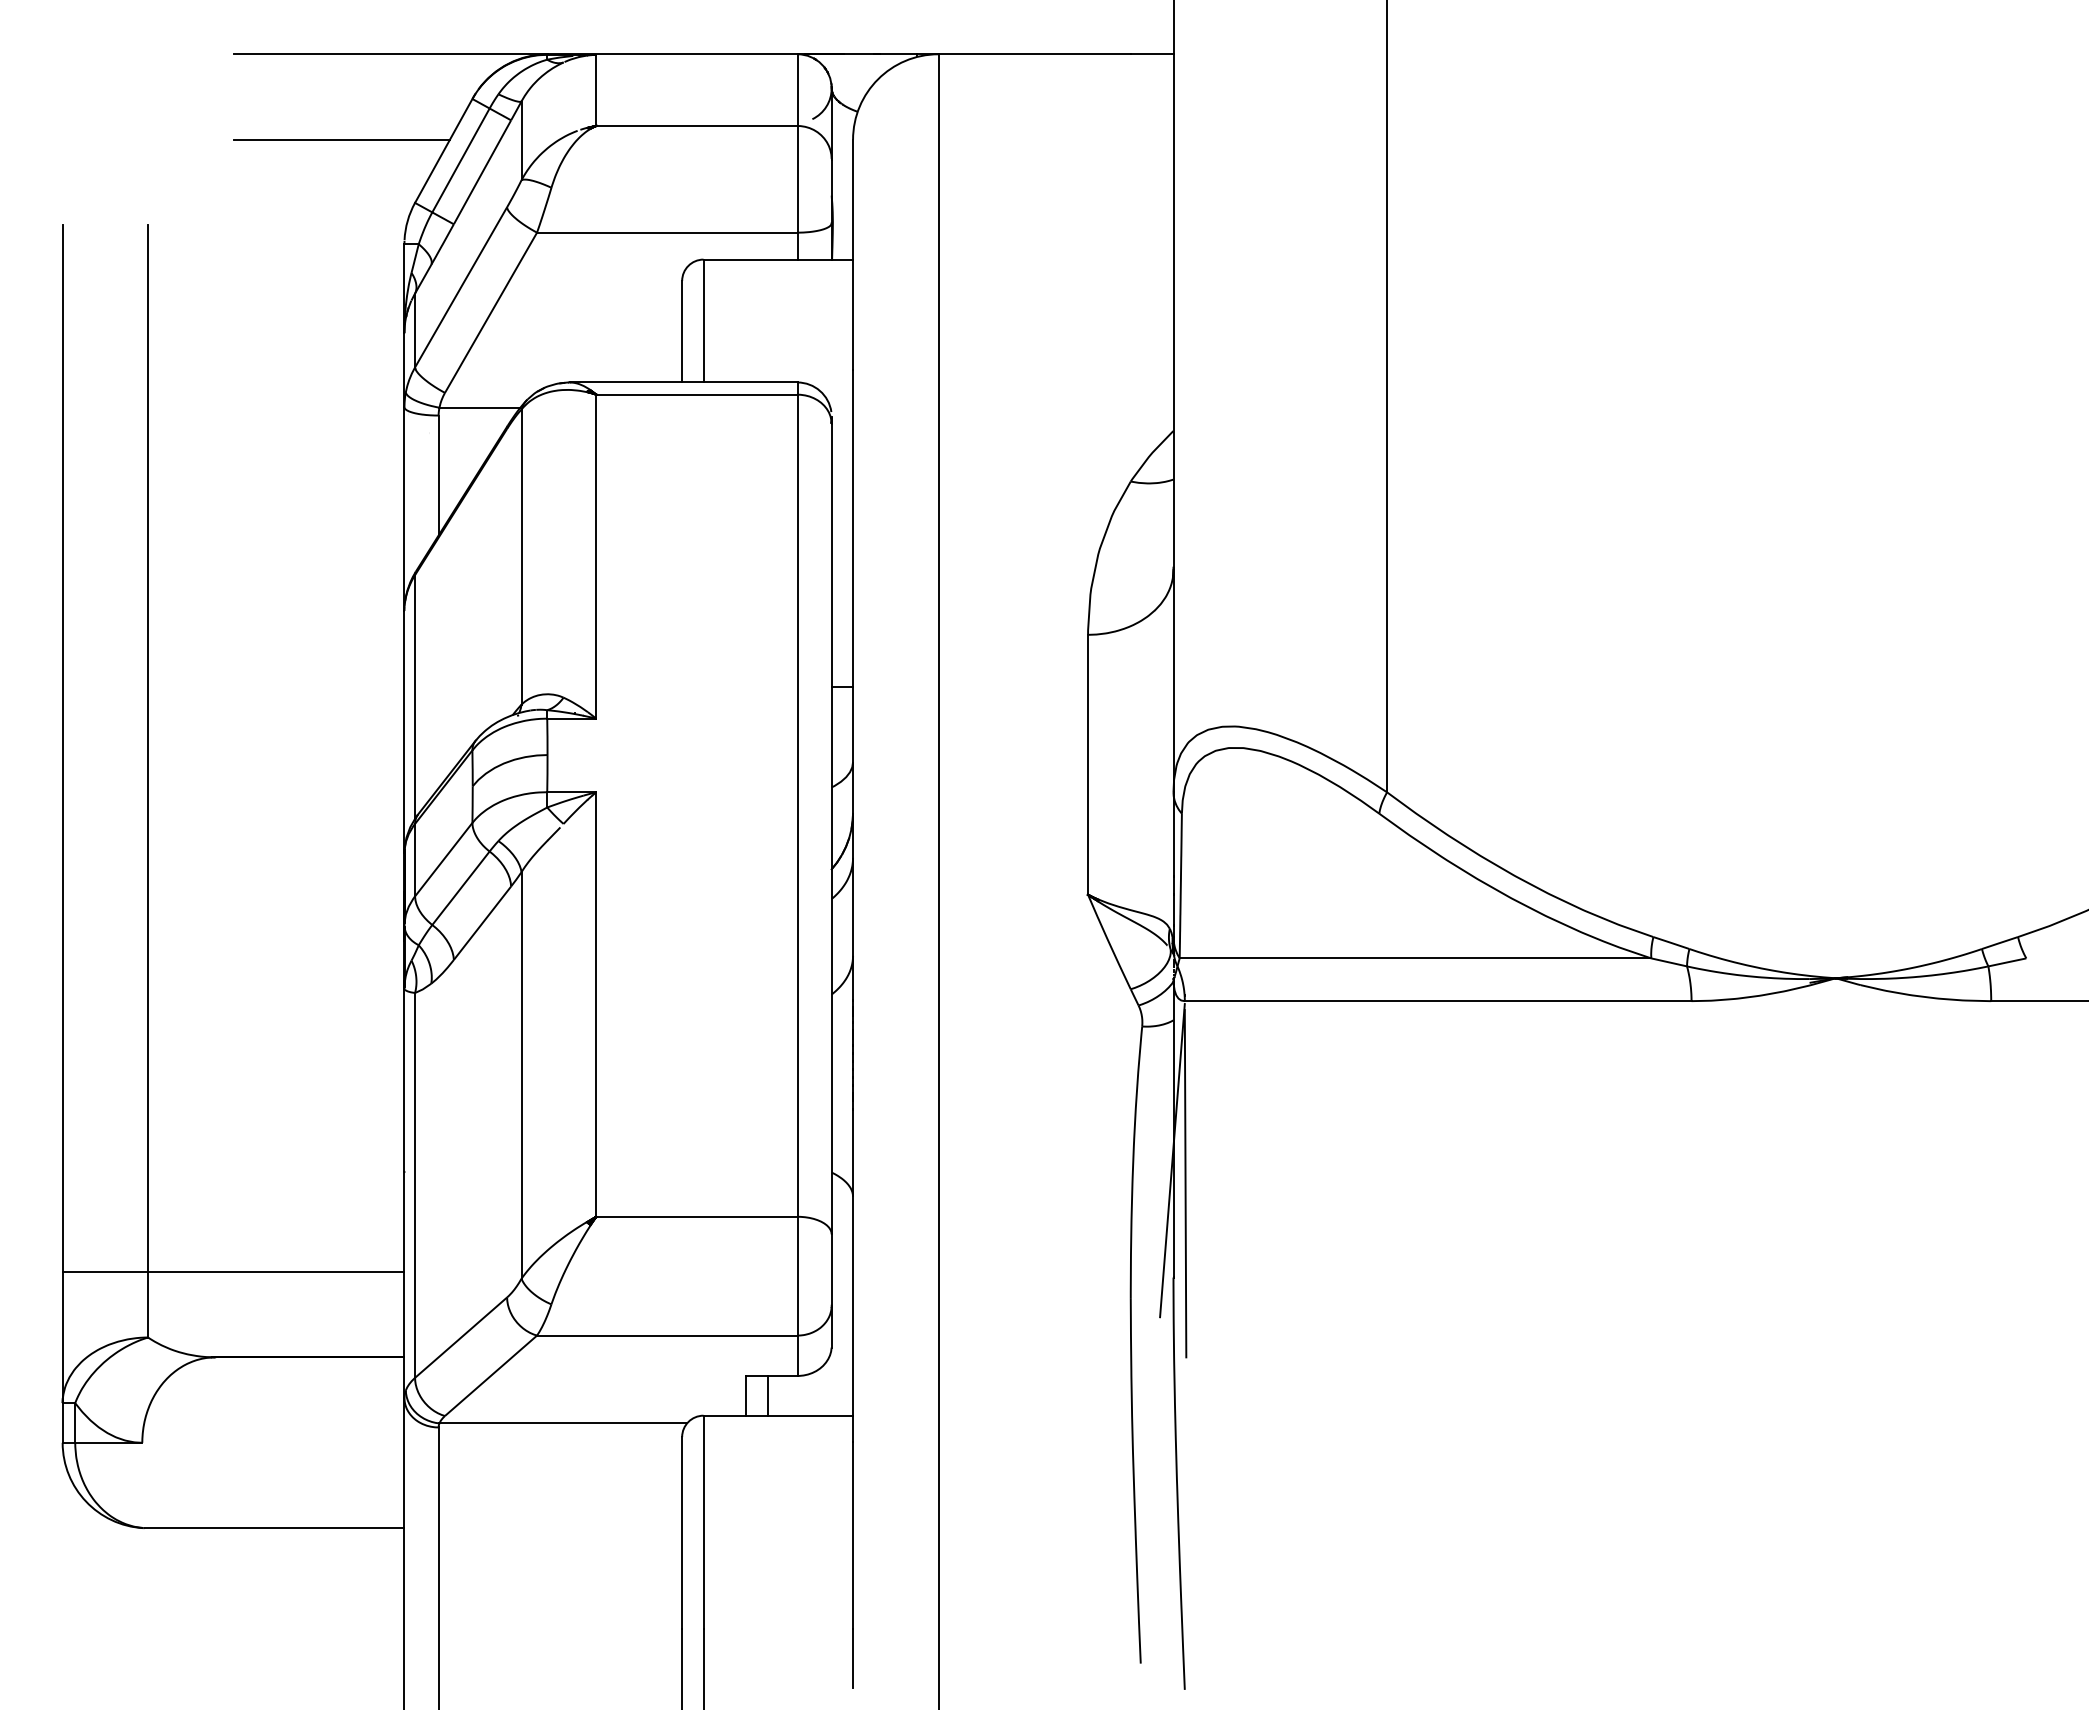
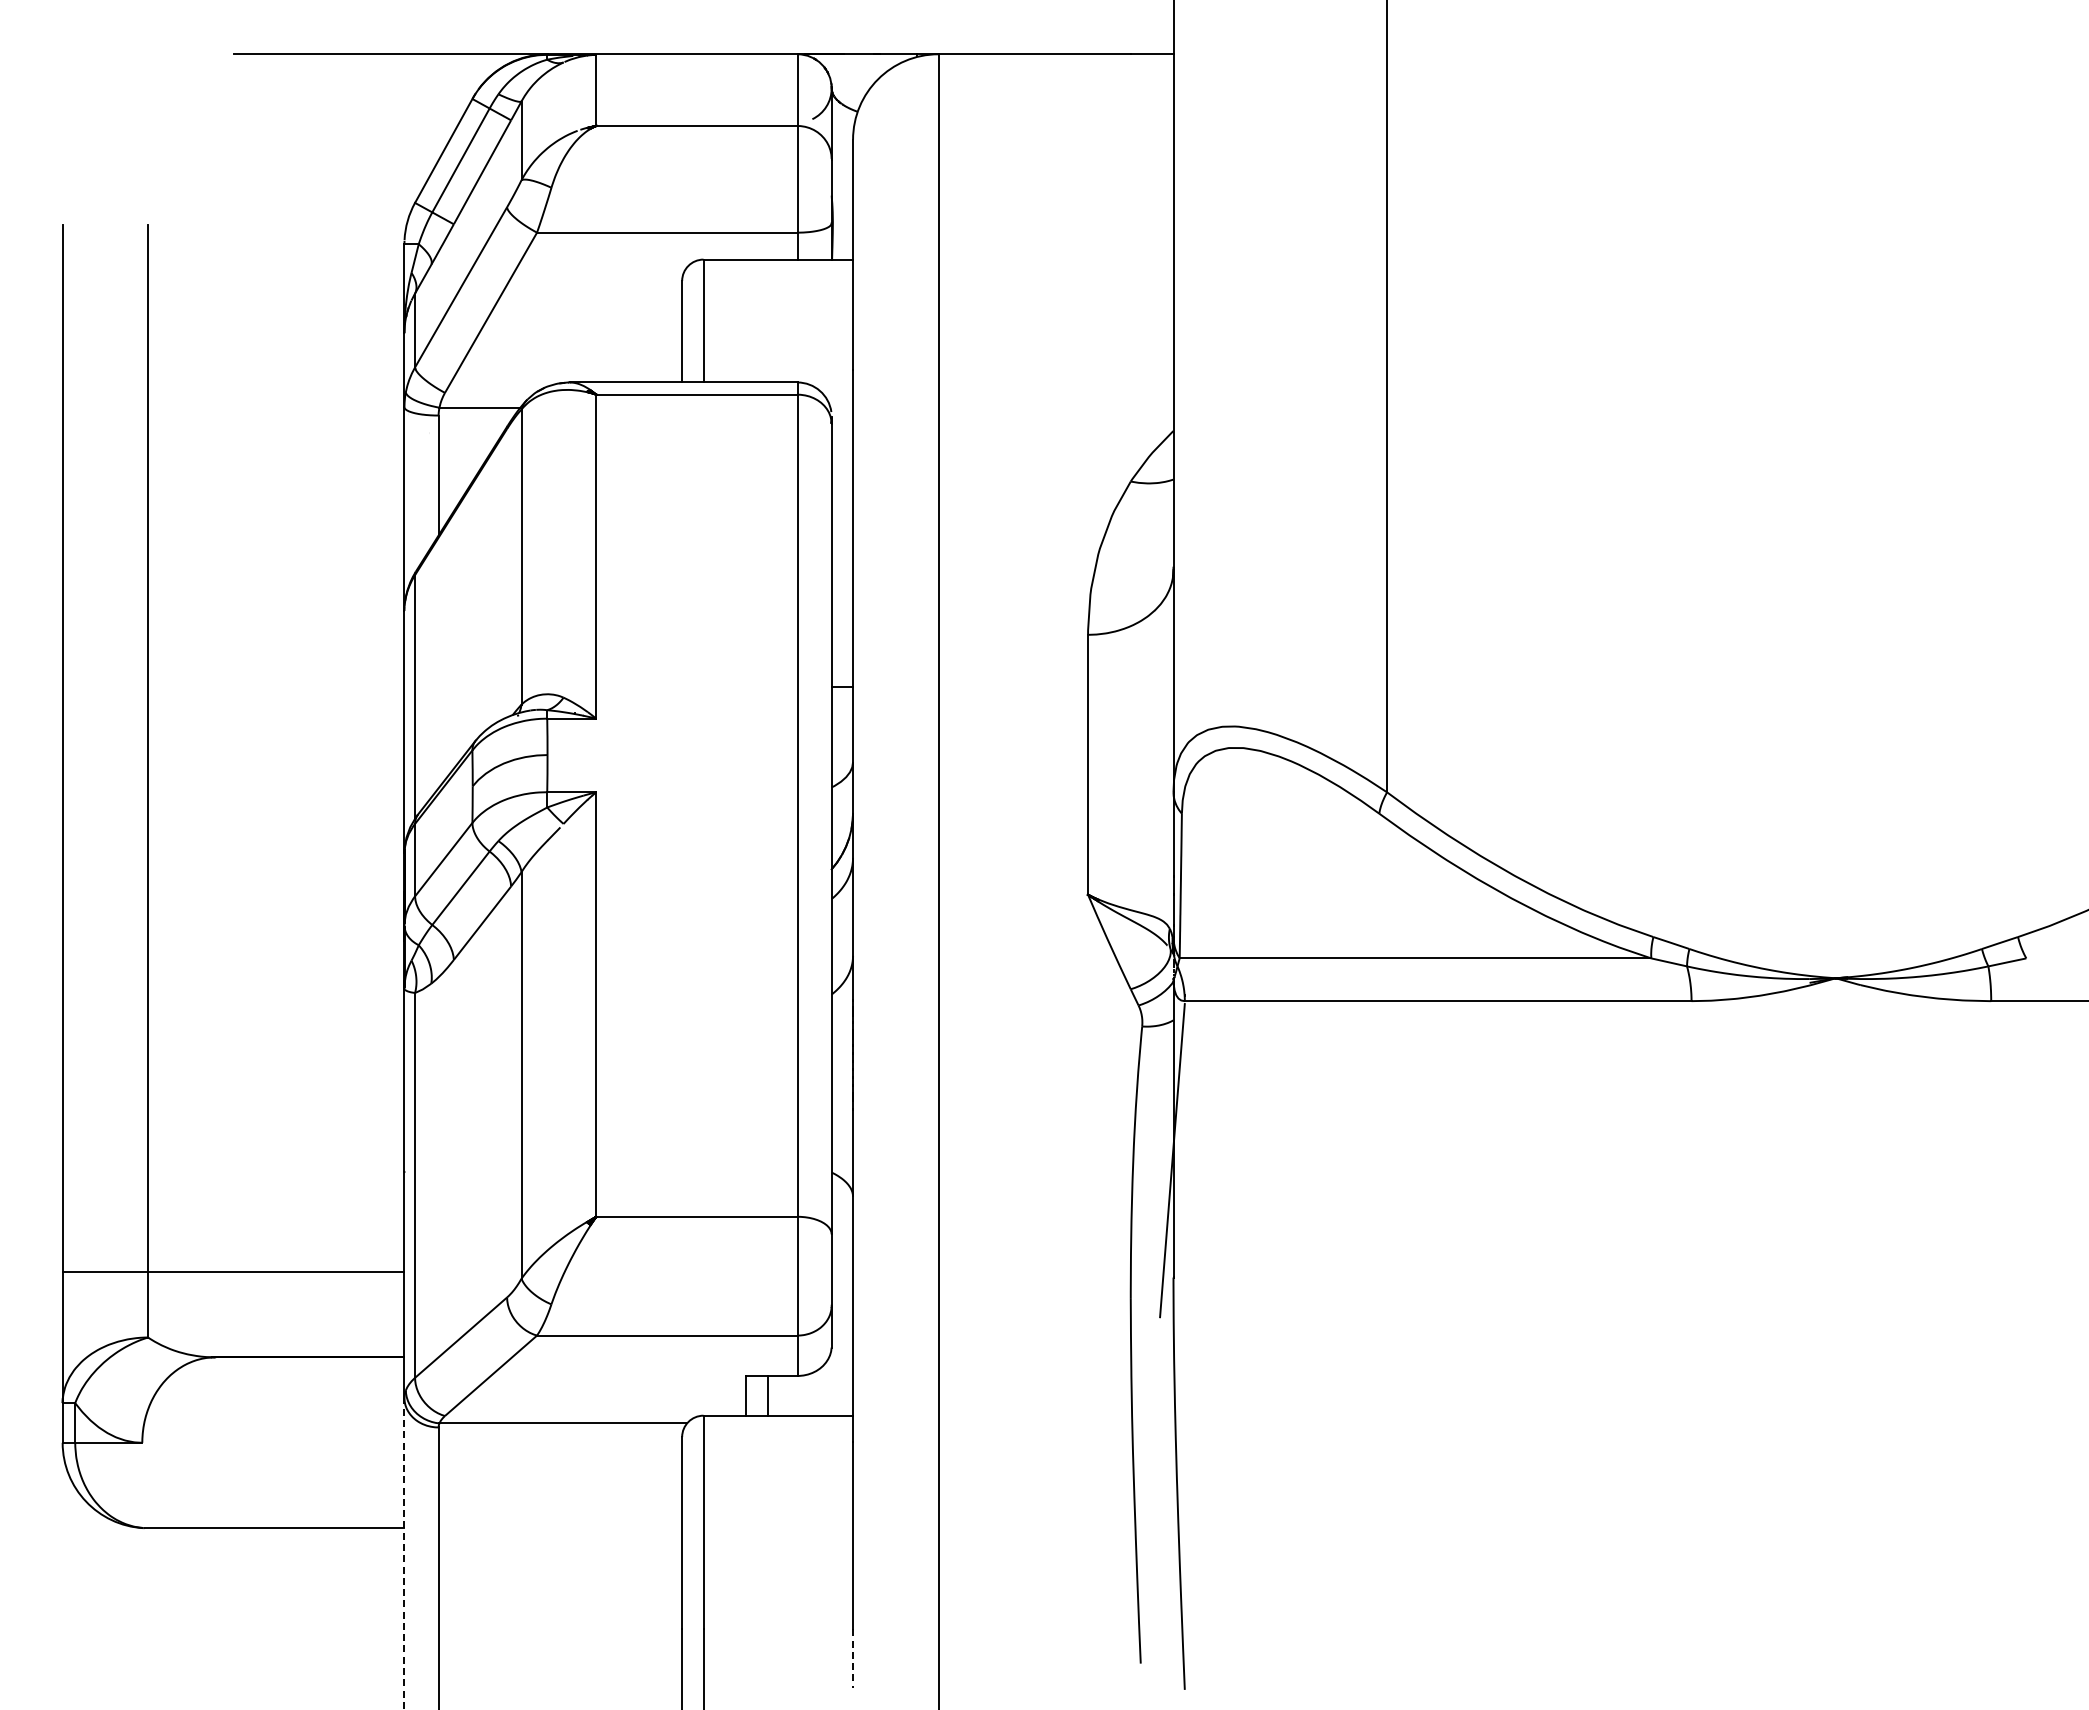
line: present -> none (341, 139)
line: present -> none (1185, 1183)
line: solid -> dashed (404, 1553)
line: solid -> dashed (853, 1658)
